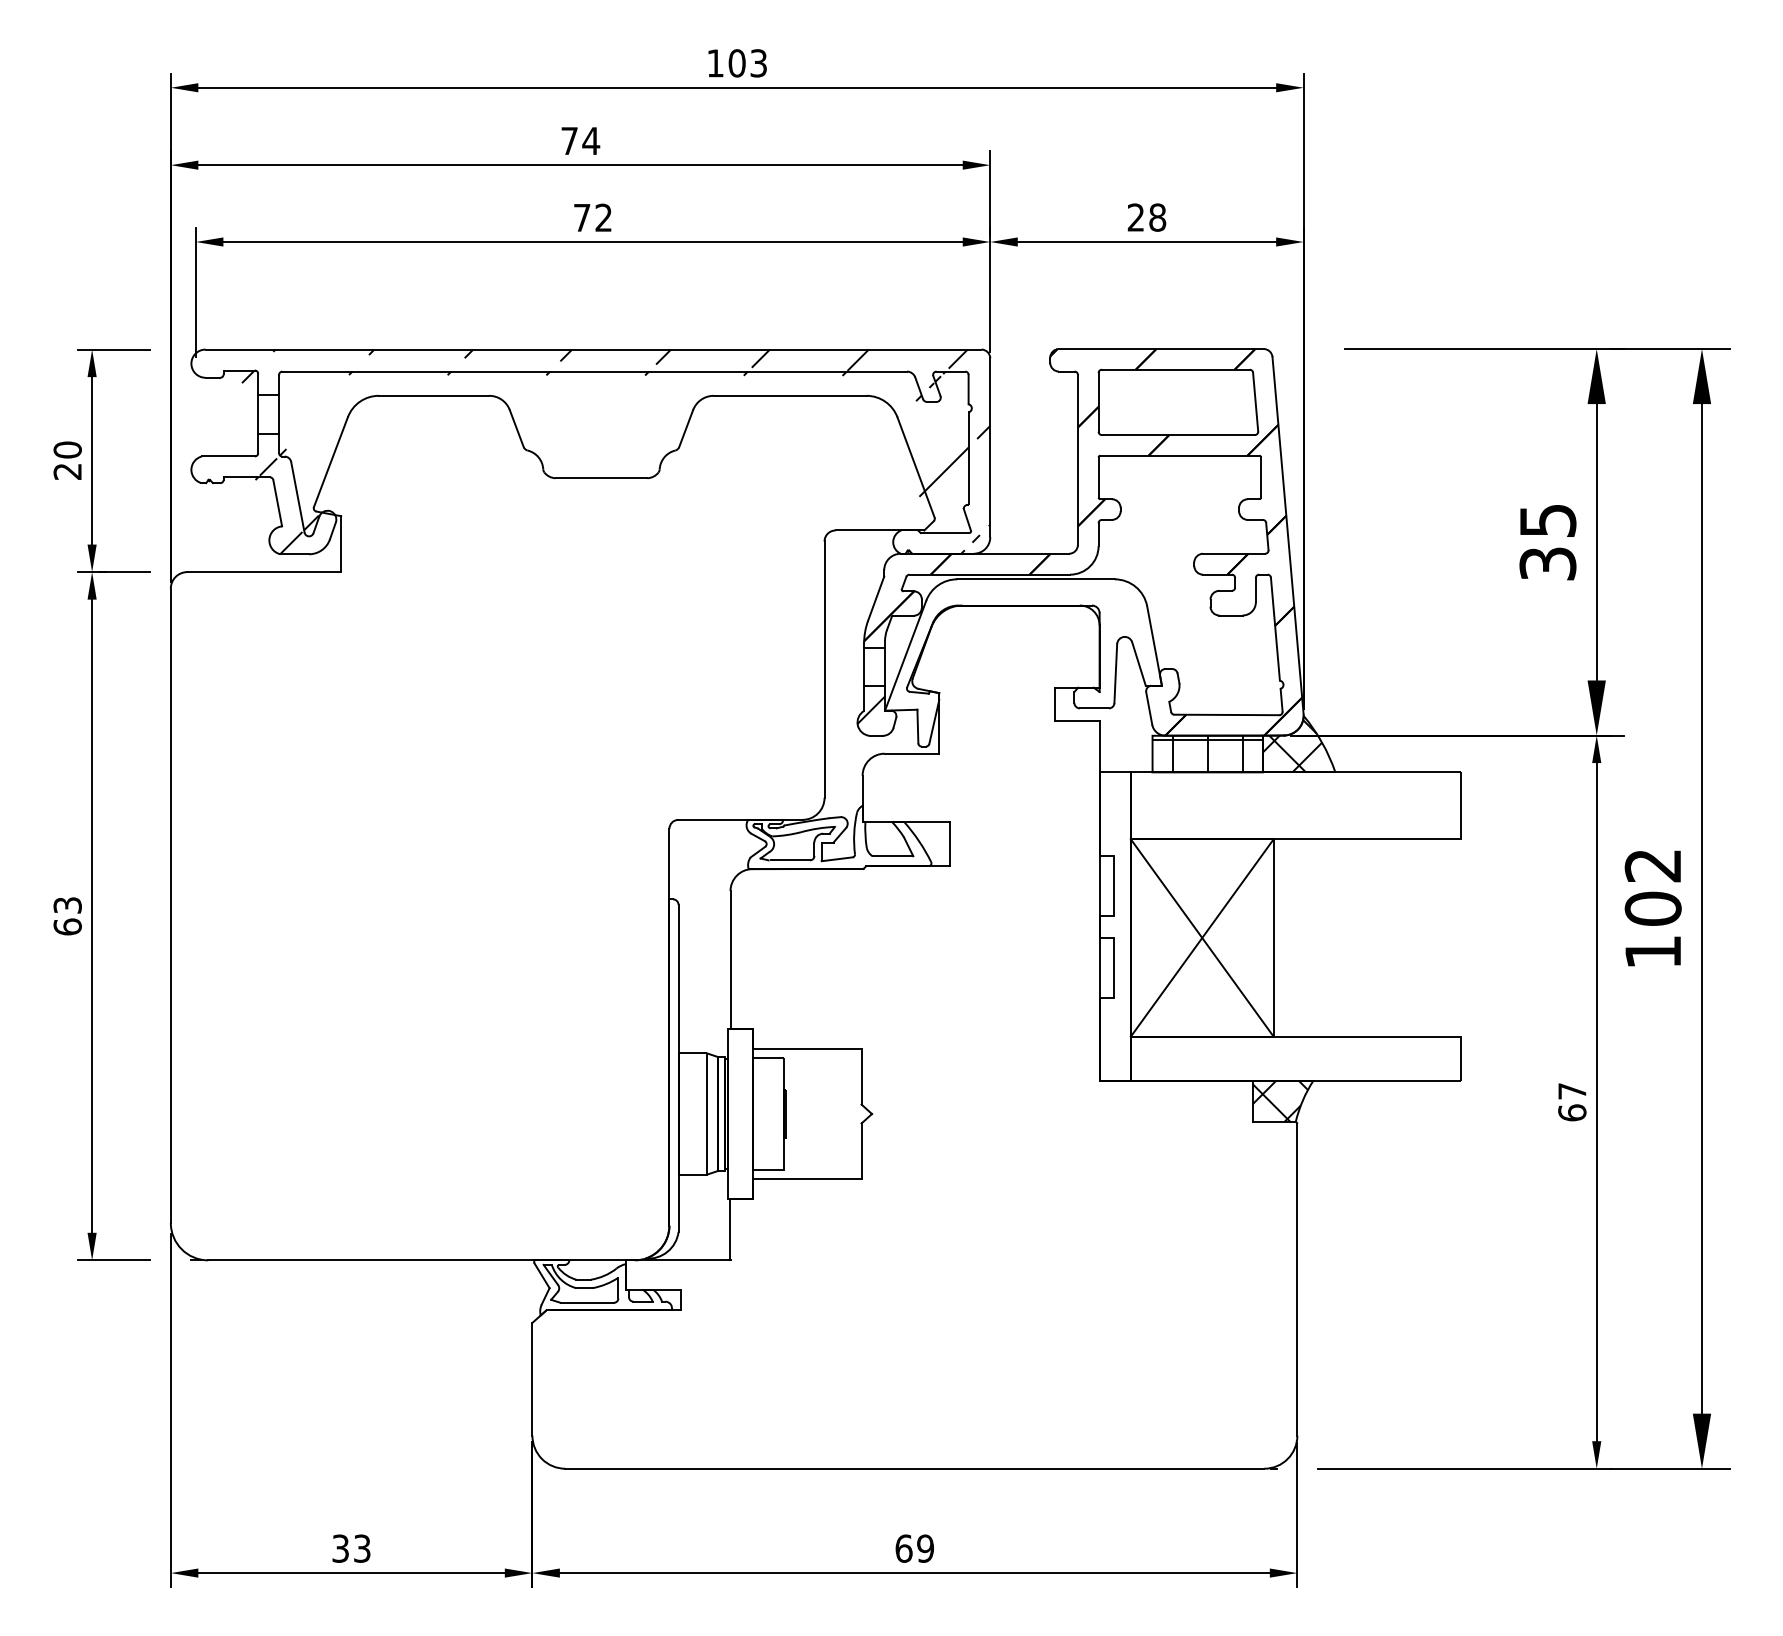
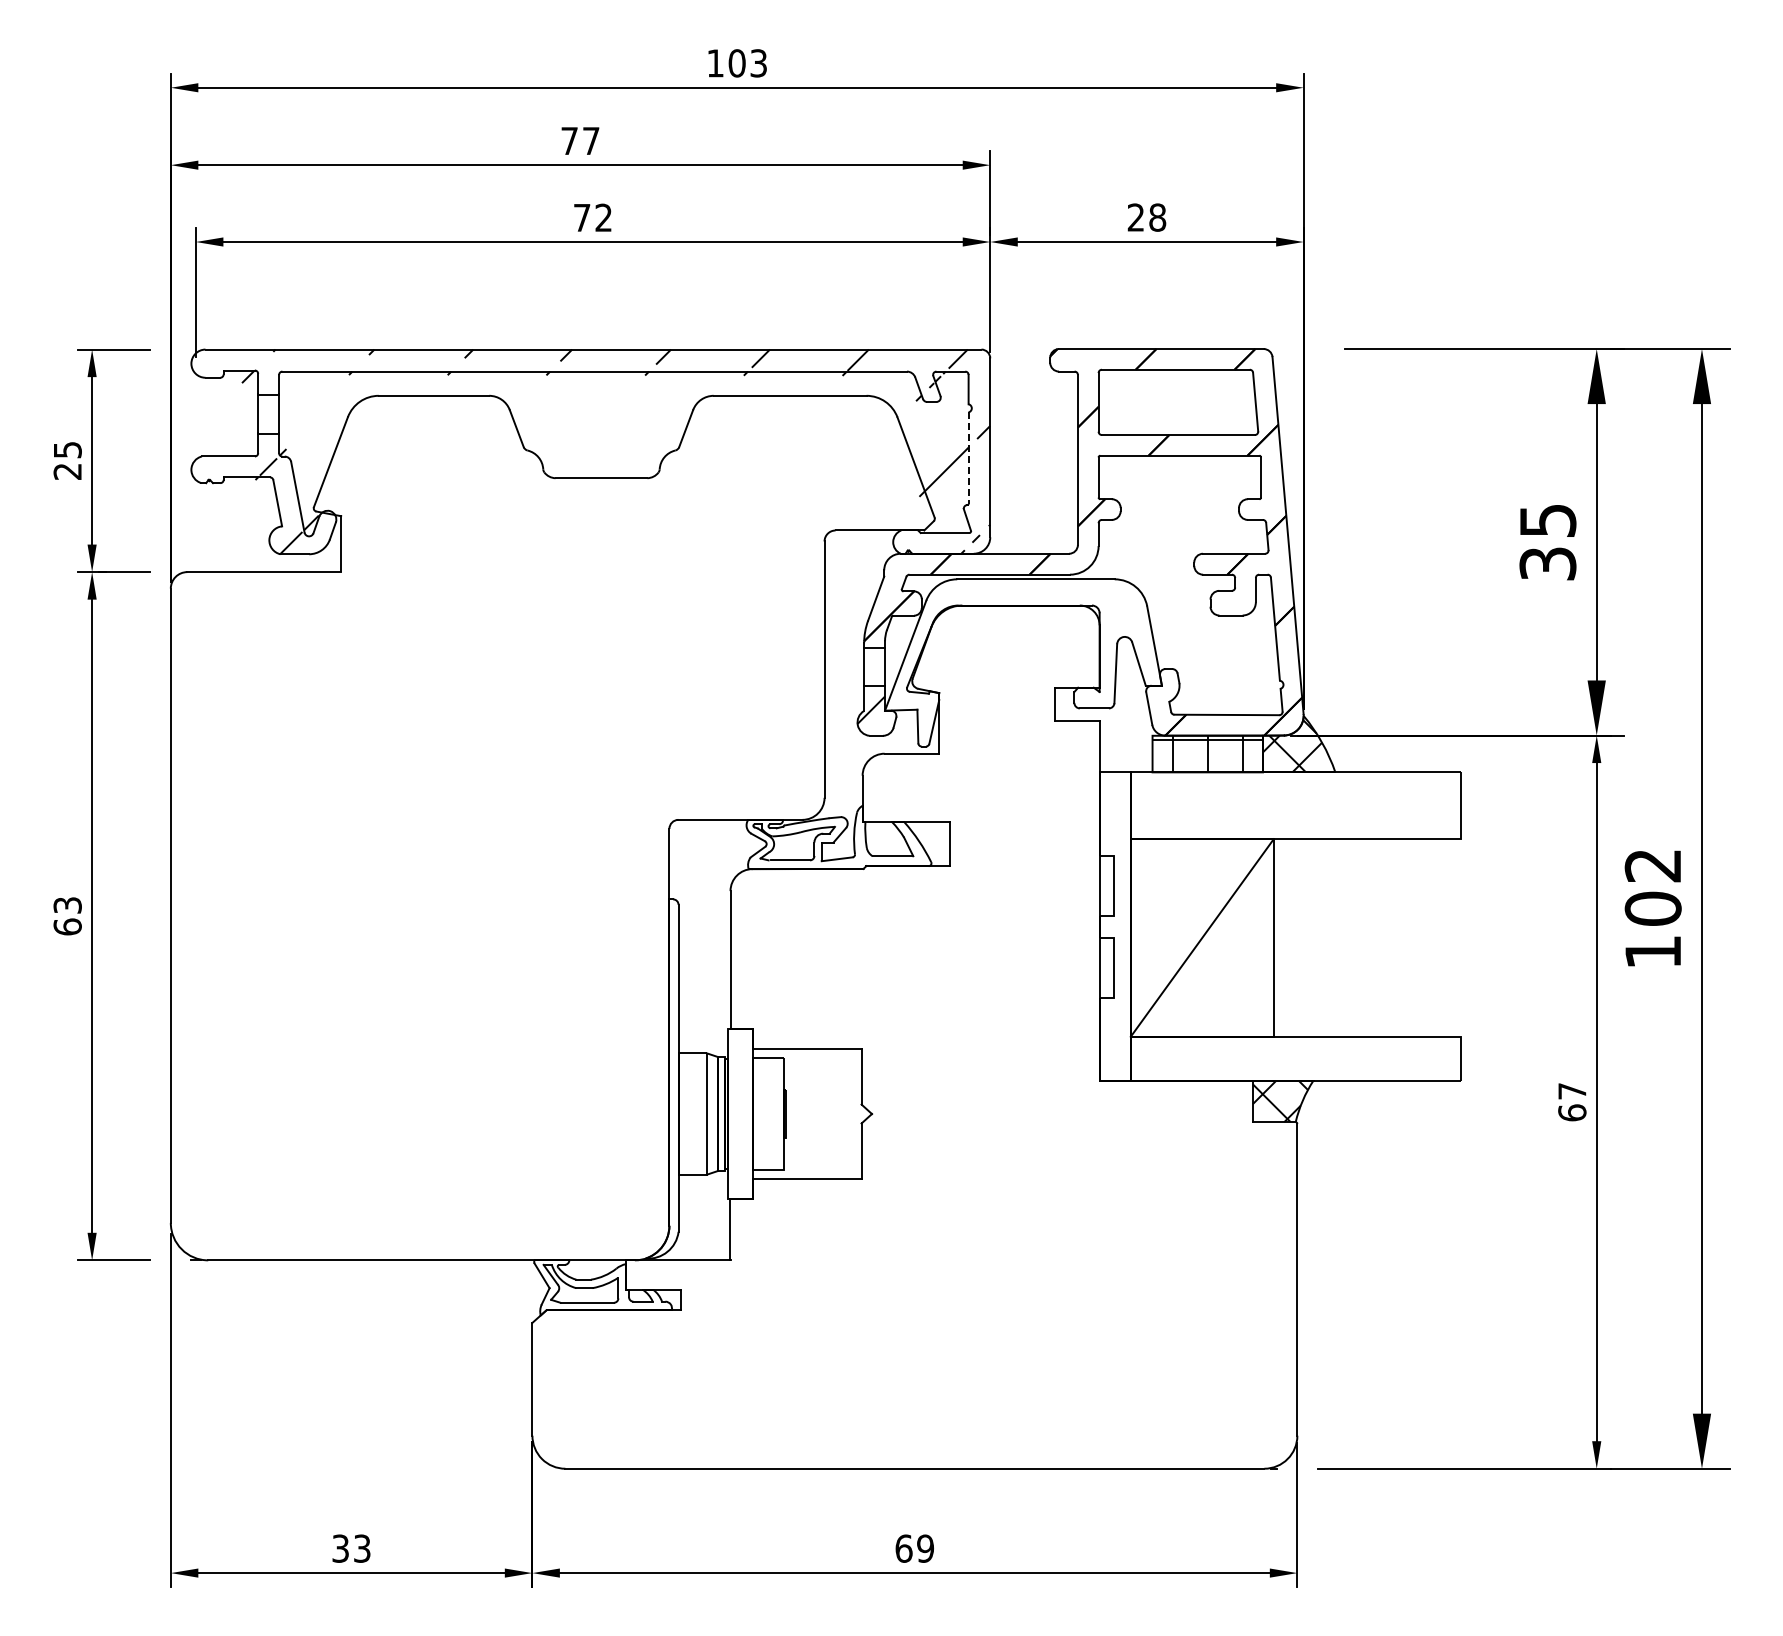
text: 74 -> 77 (591, 140)
text: 20 -> 25 (67, 449)
line: solid -> dashed (968, 458)
line: present -> none (1201, 937)
